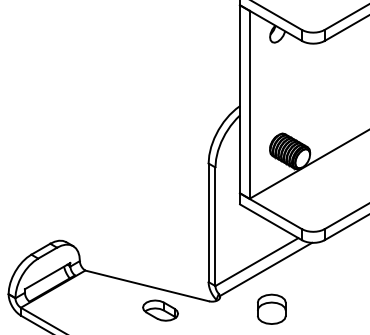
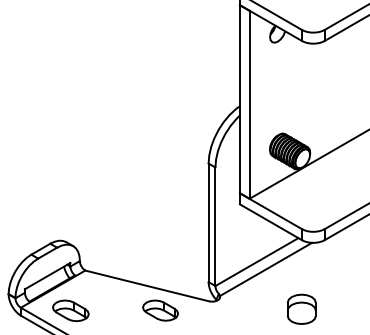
part position: (271, 308) -> (301, 308) (301, 308)
part: none -> present (70, 310)
